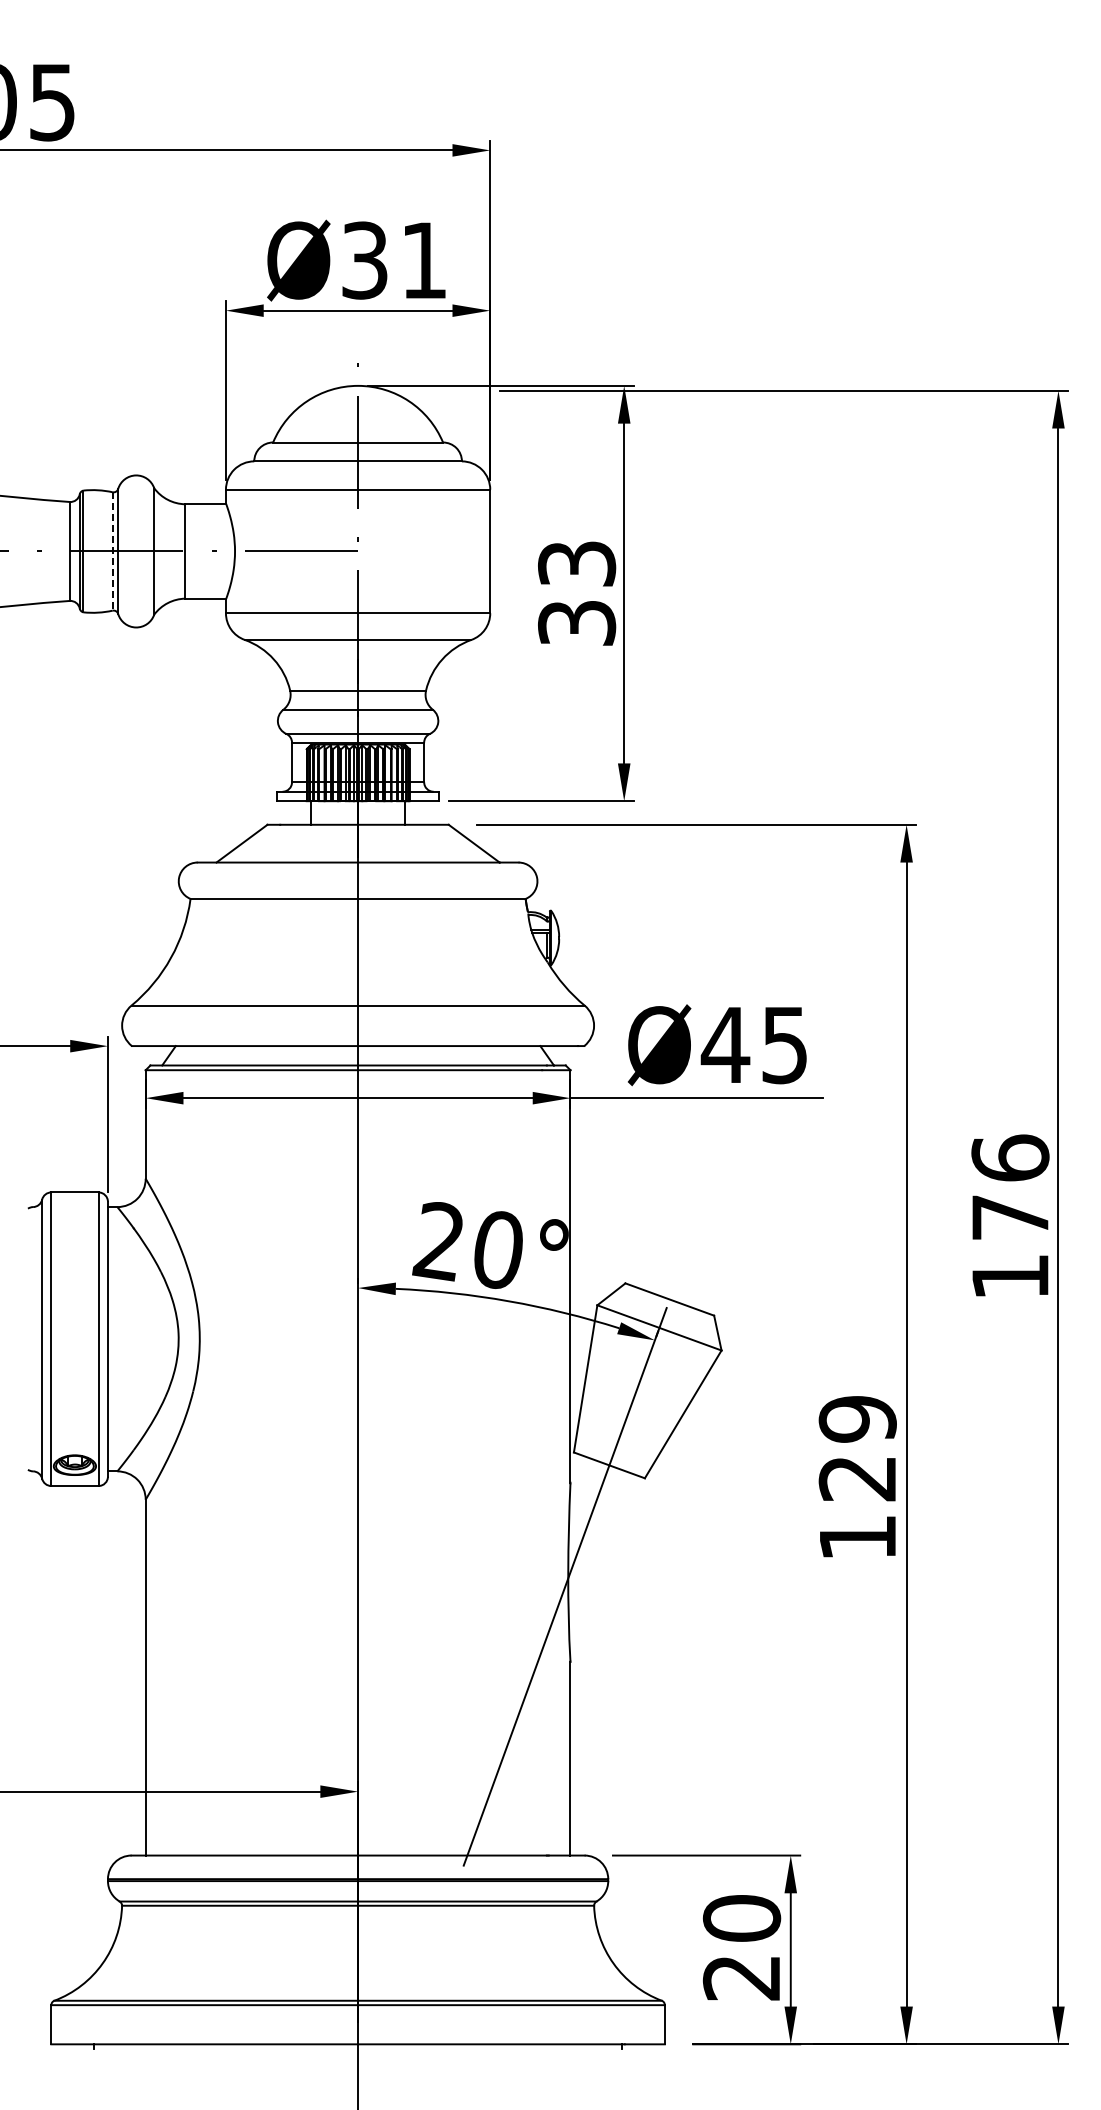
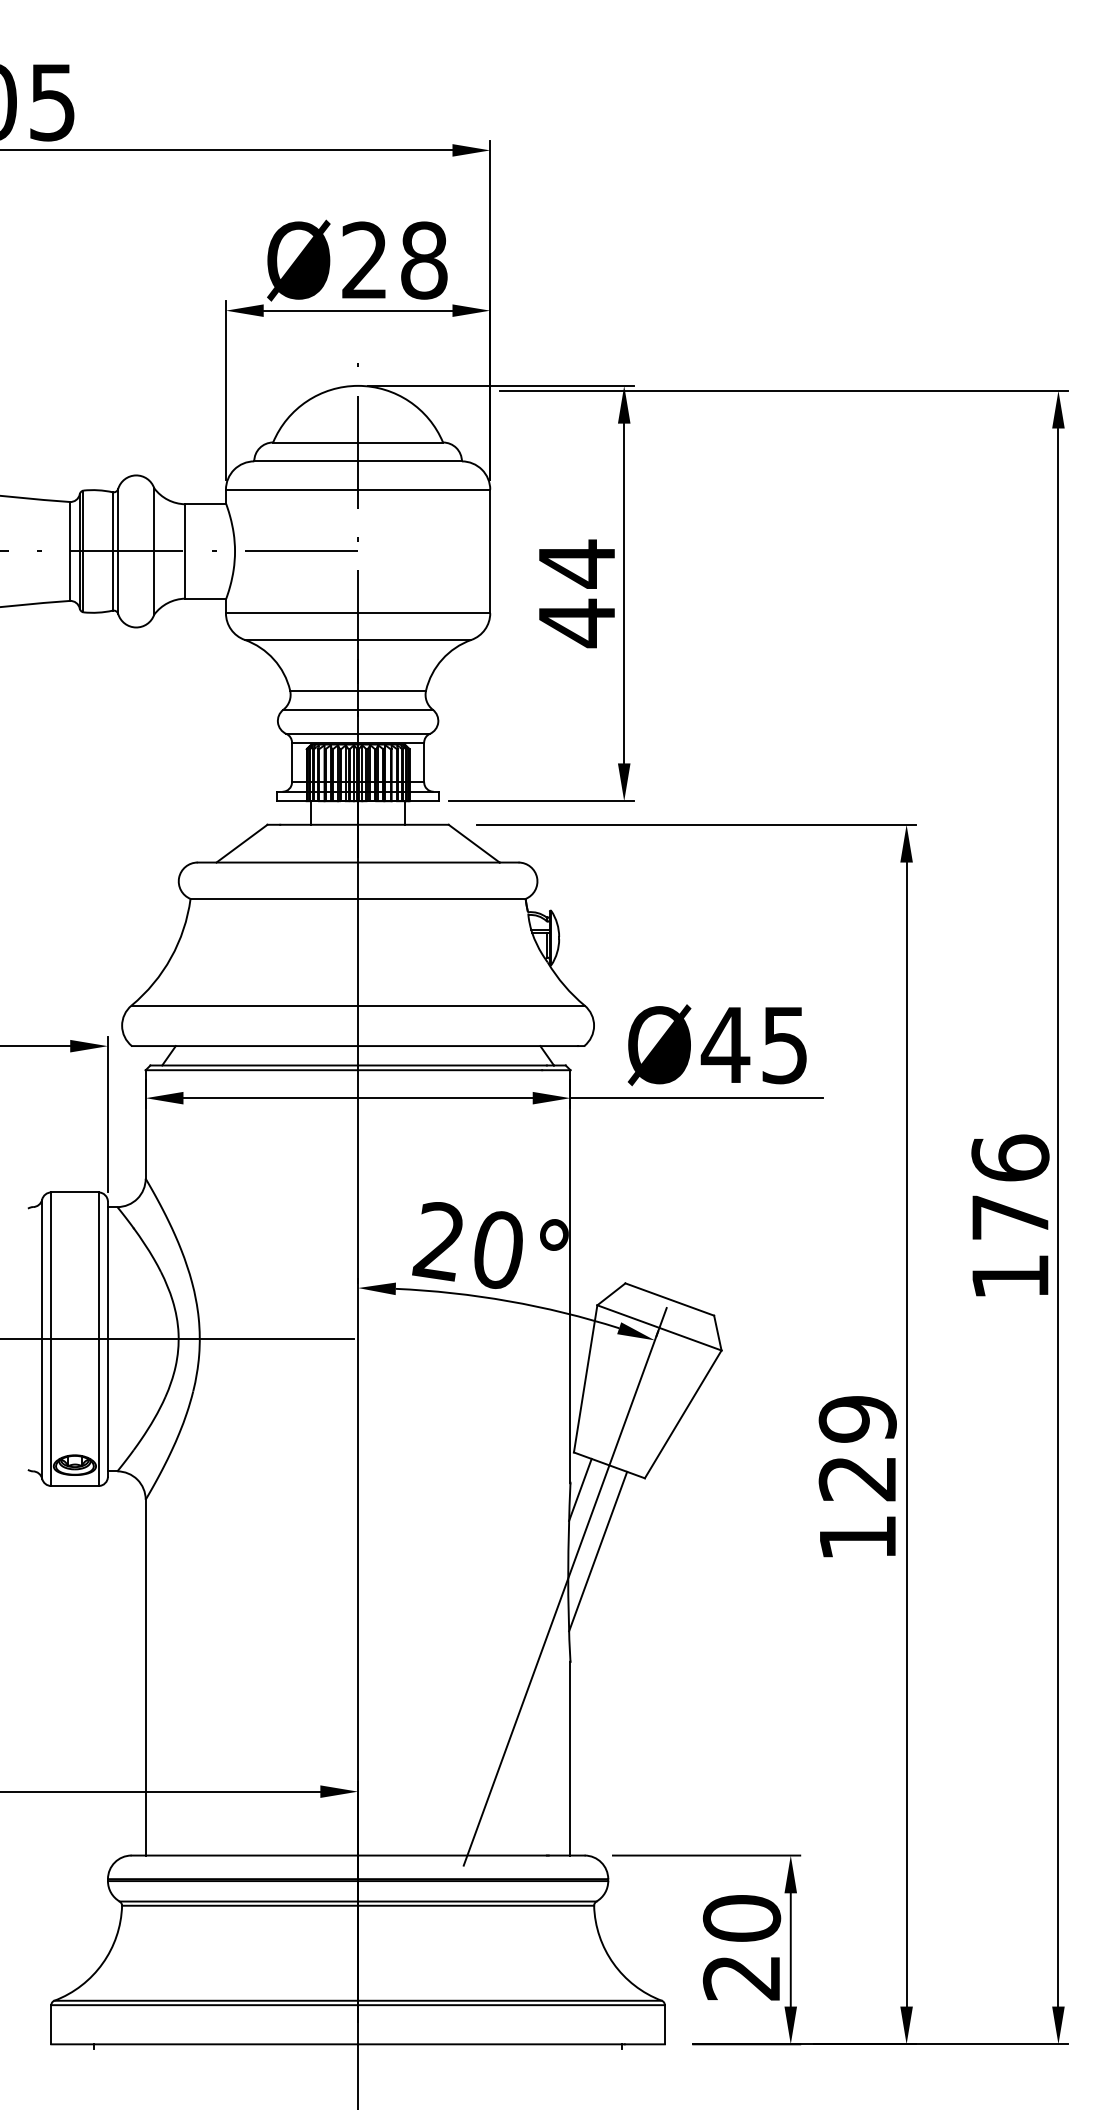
text: Ø31 -> Ø28 (394, 260)
line: dashed -> solid (112, 551)
text: 33 -> 44 (577, 593)
line: none -> present (178, 1339)
line: none -> present (580, 1489)
line: none -> present (598, 1551)
